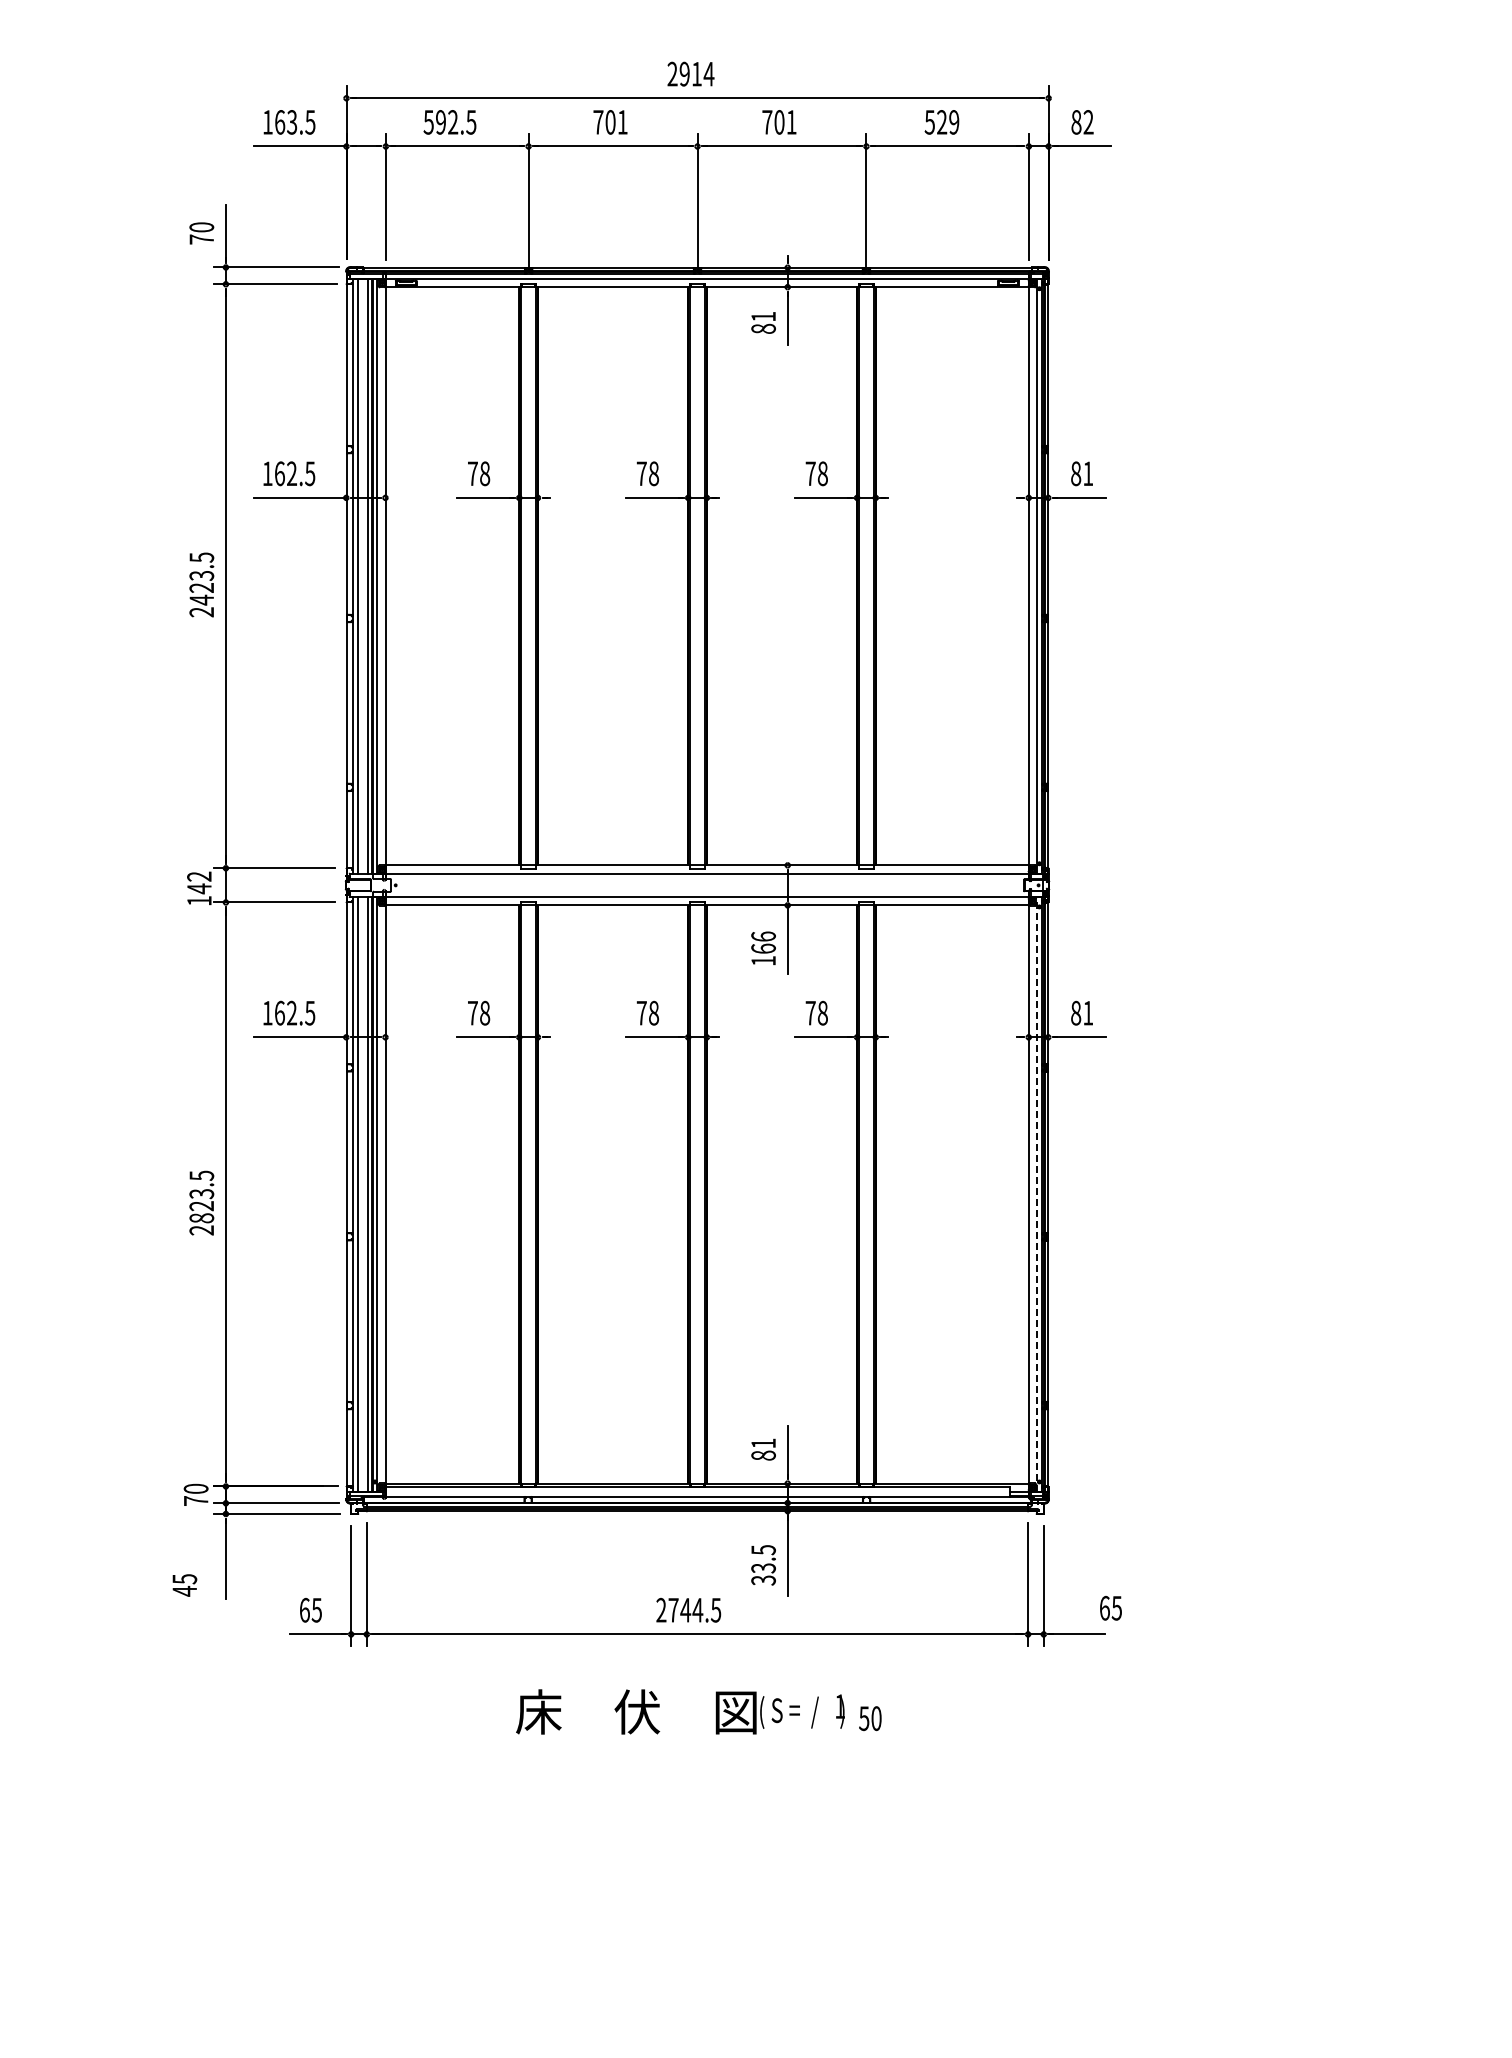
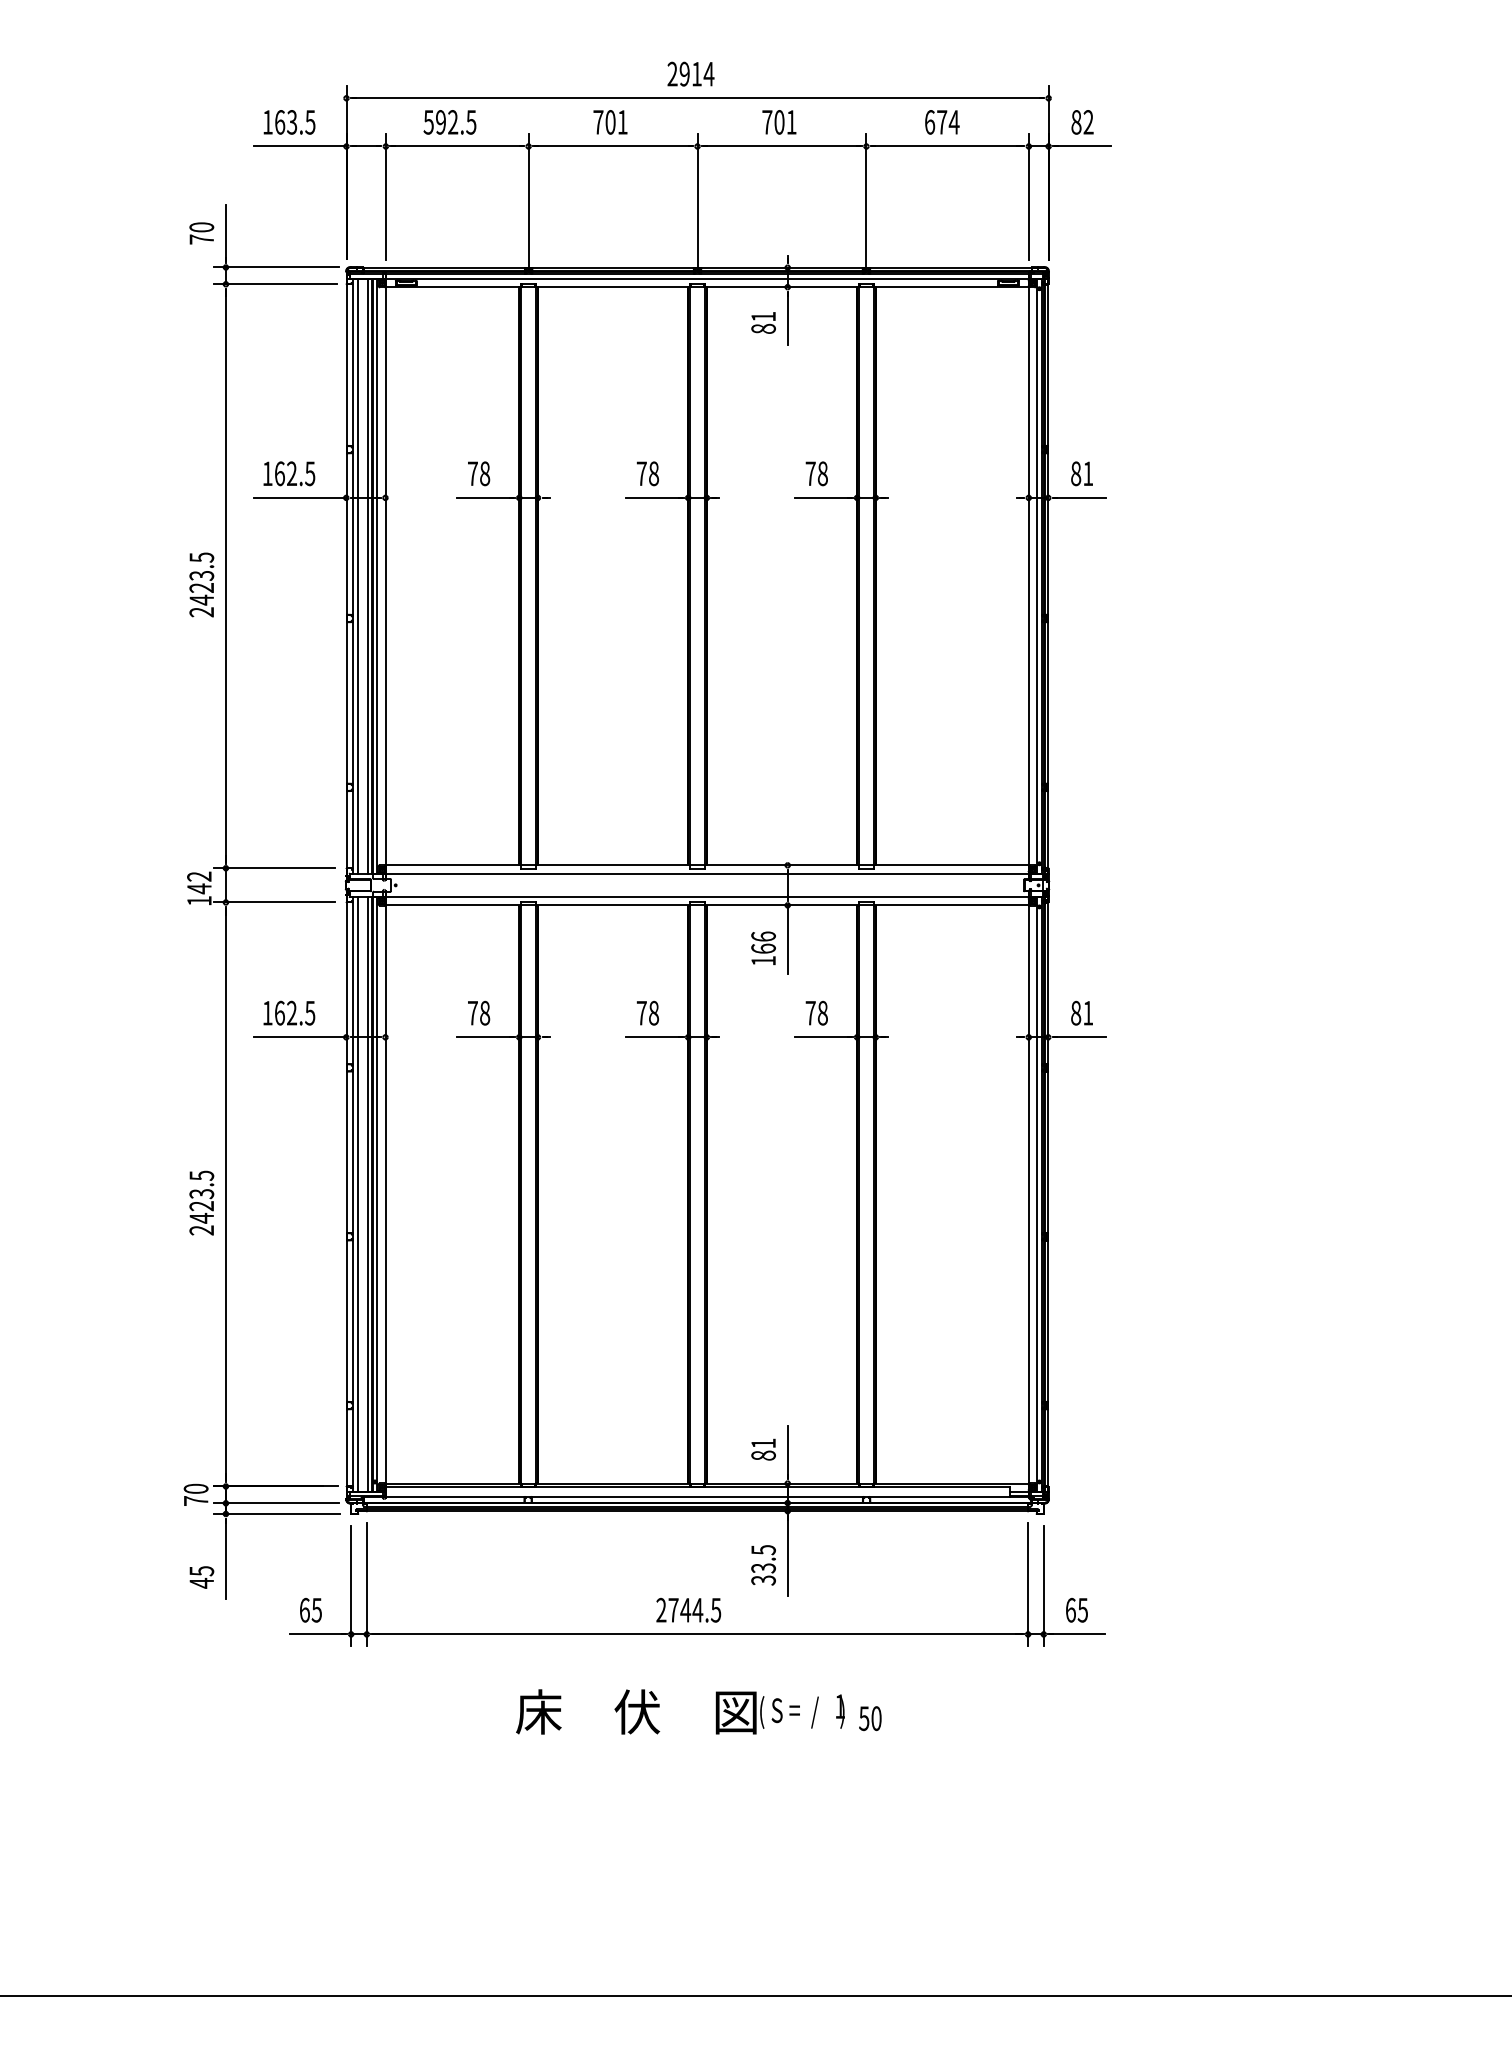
text: 529 -> 674 (941, 122)
line: dashed -> solid (1037, 1193)
text: 2823.5 -> 2423.5 (201, 1217)
text position: (184, 1585) -> (201, 1577) (201, 1577)
text position: (1110, 1608) -> (1076, 1610) (1076, 1610)
line: none -> present (755, 1996)
